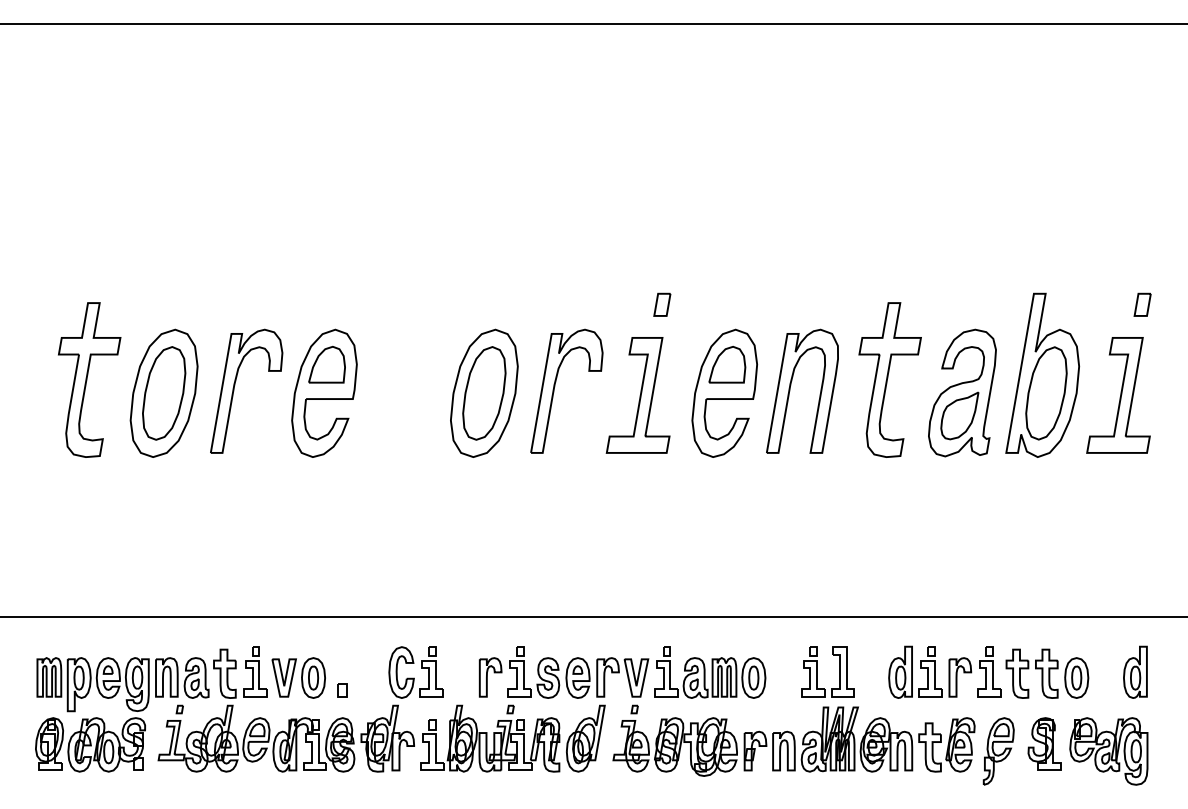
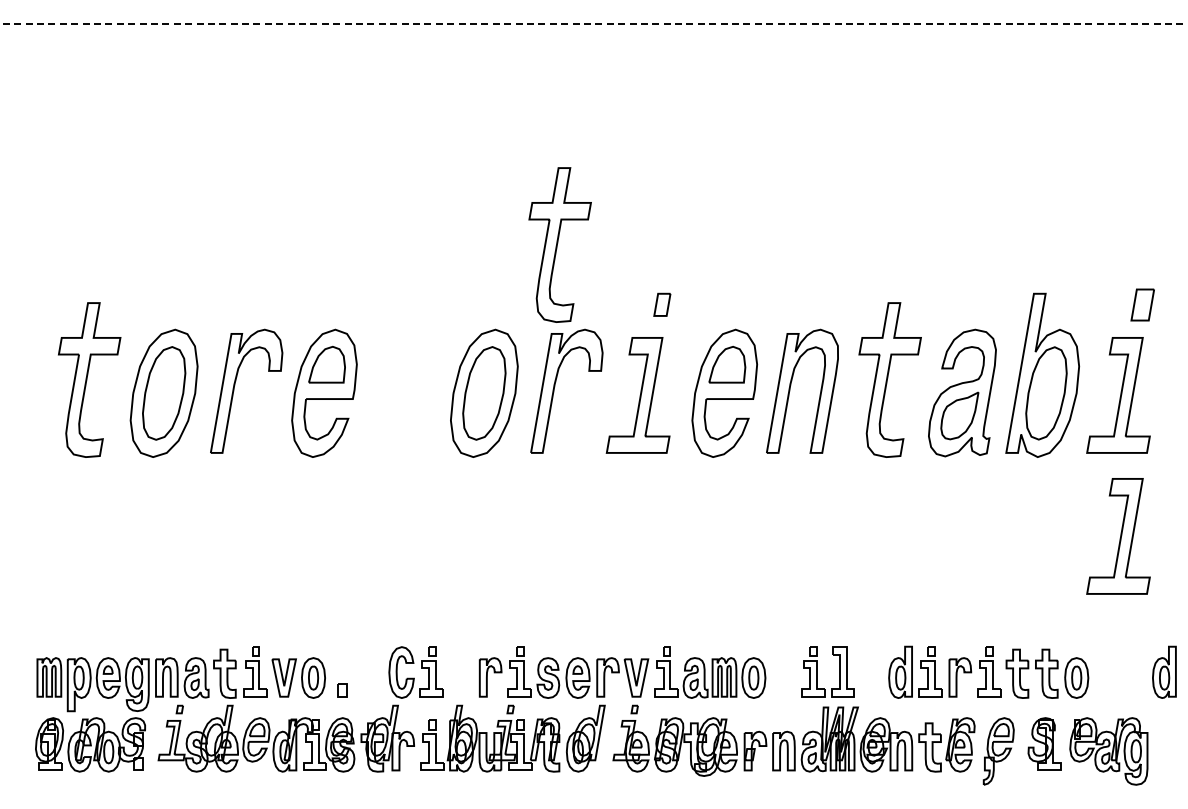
line: solid -> dashed (594, 24)
part: none -> present (559, 244)
part size: 19x25 px -> 25x34 px (1142, 304)
part: none -> present (1118, 536)
line: present -> none (593, 617)
part position: (1135, 671) -> (1164, 671) (1164, 671)
